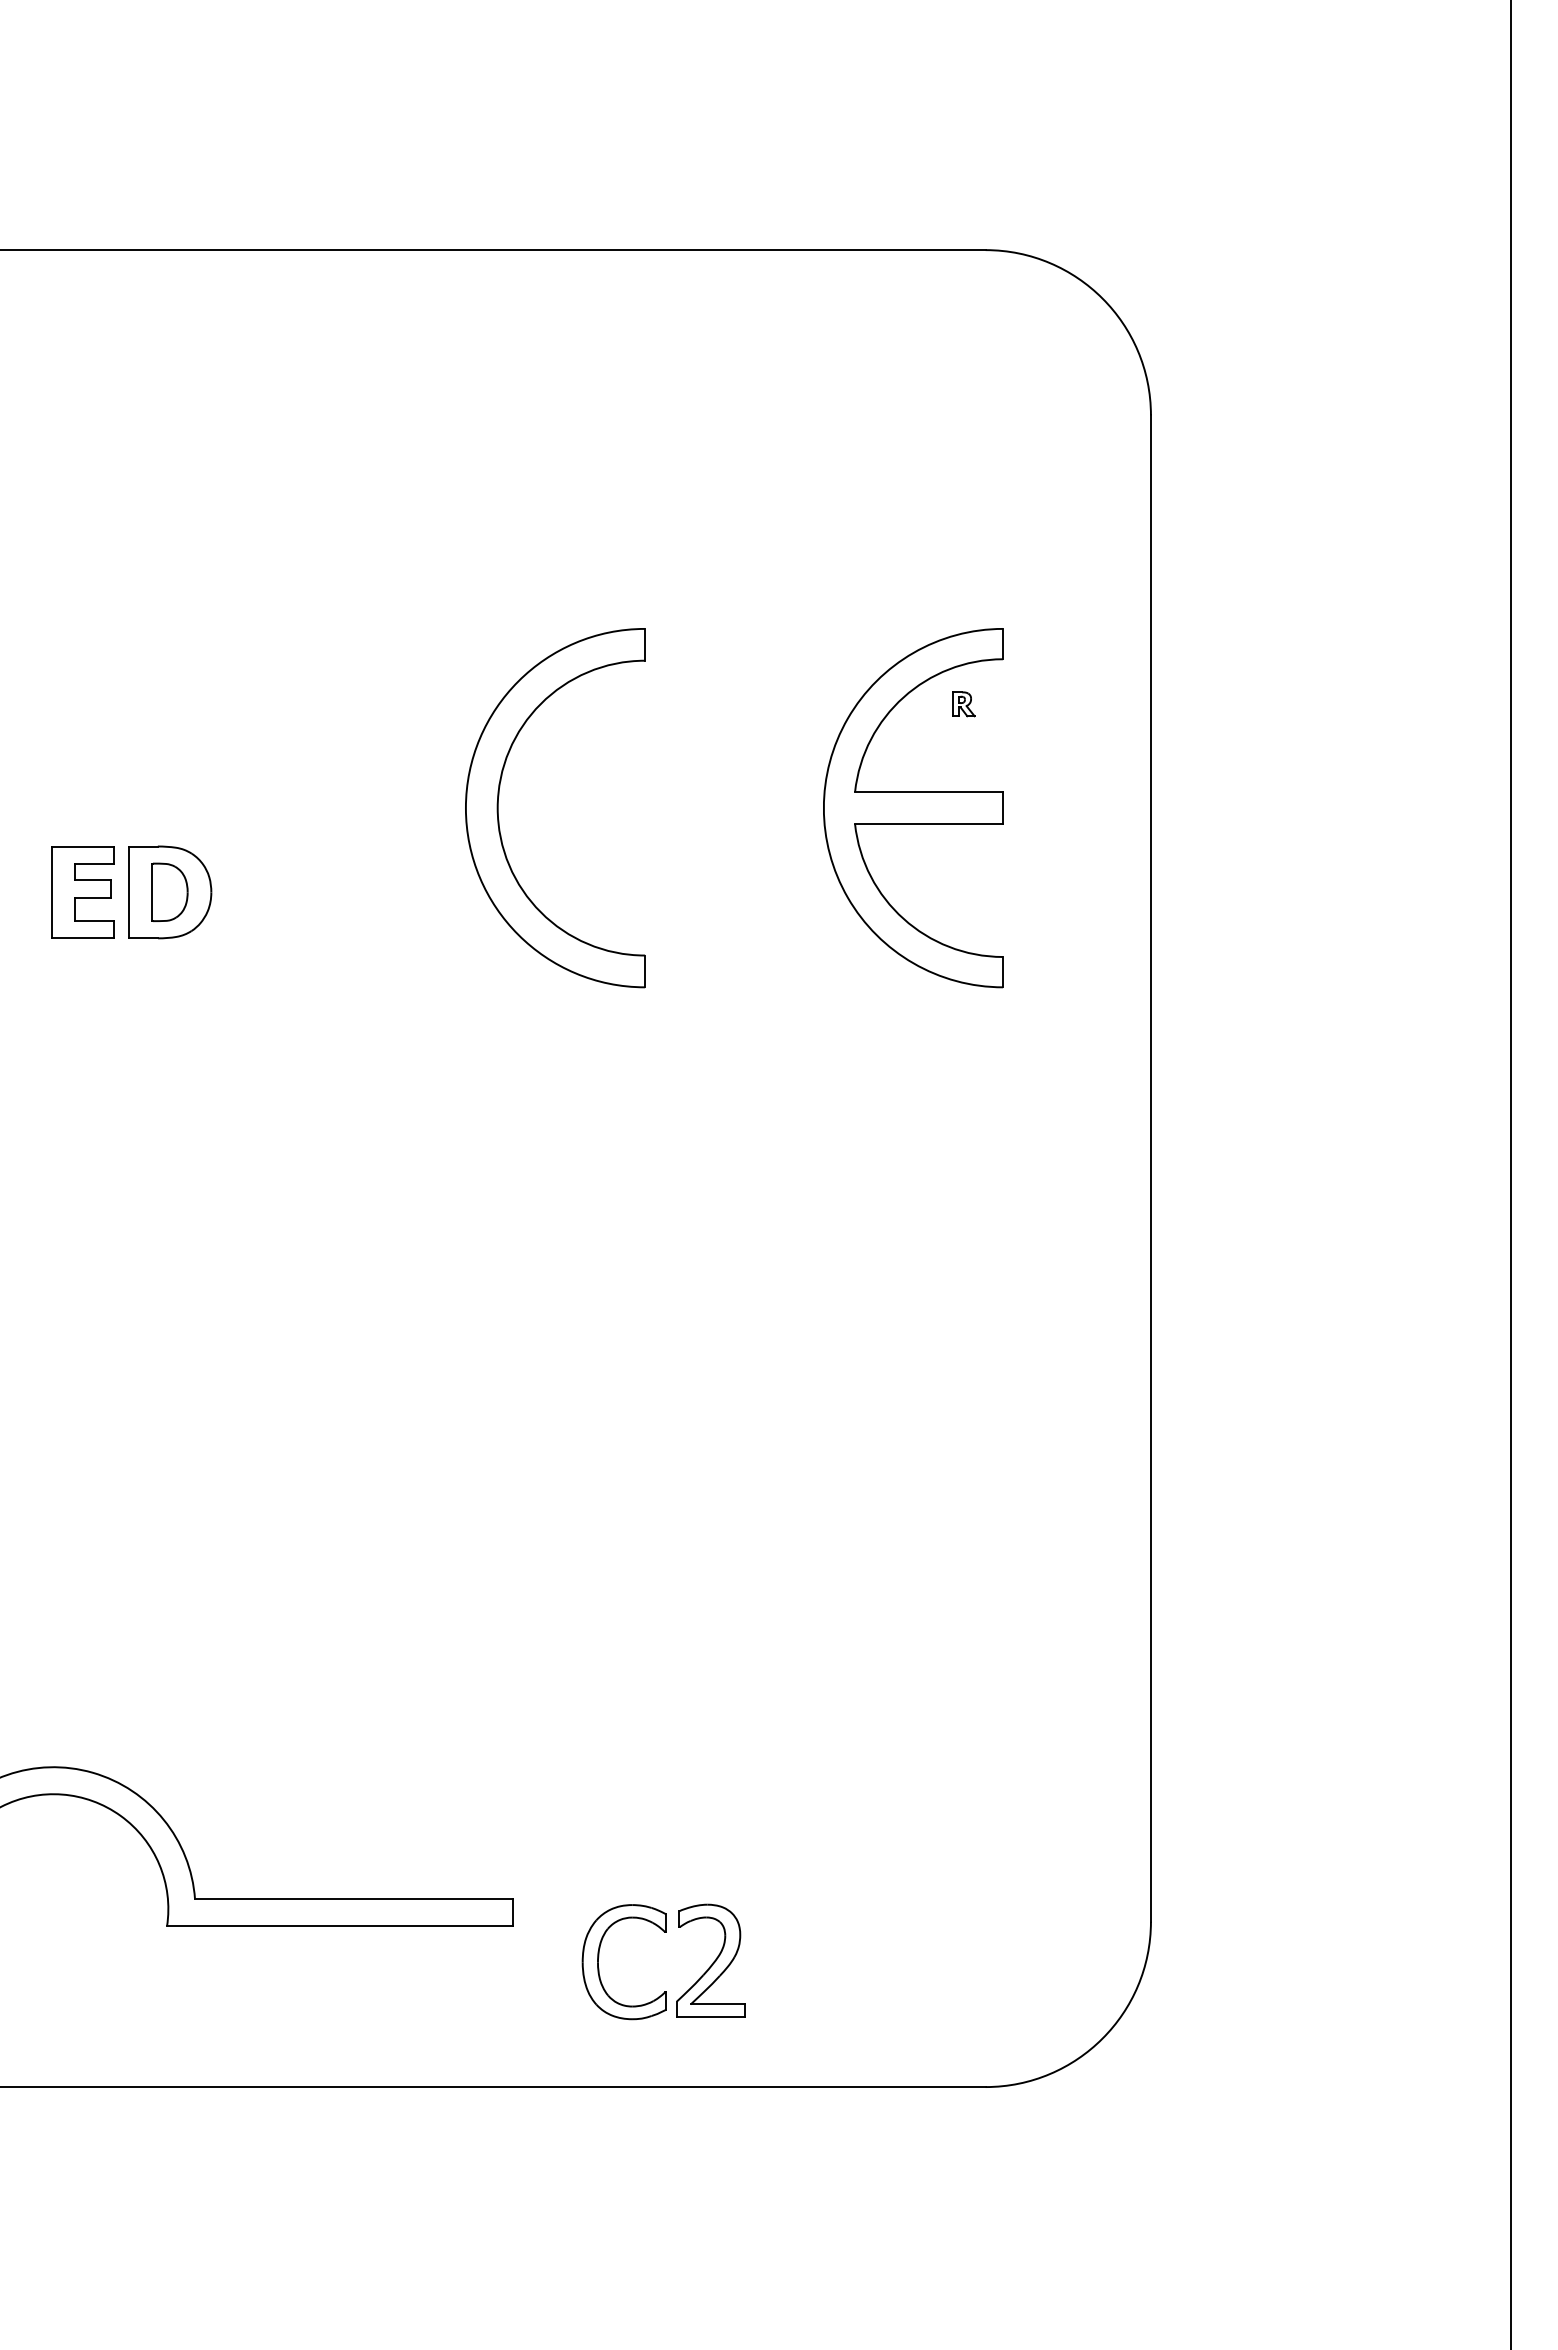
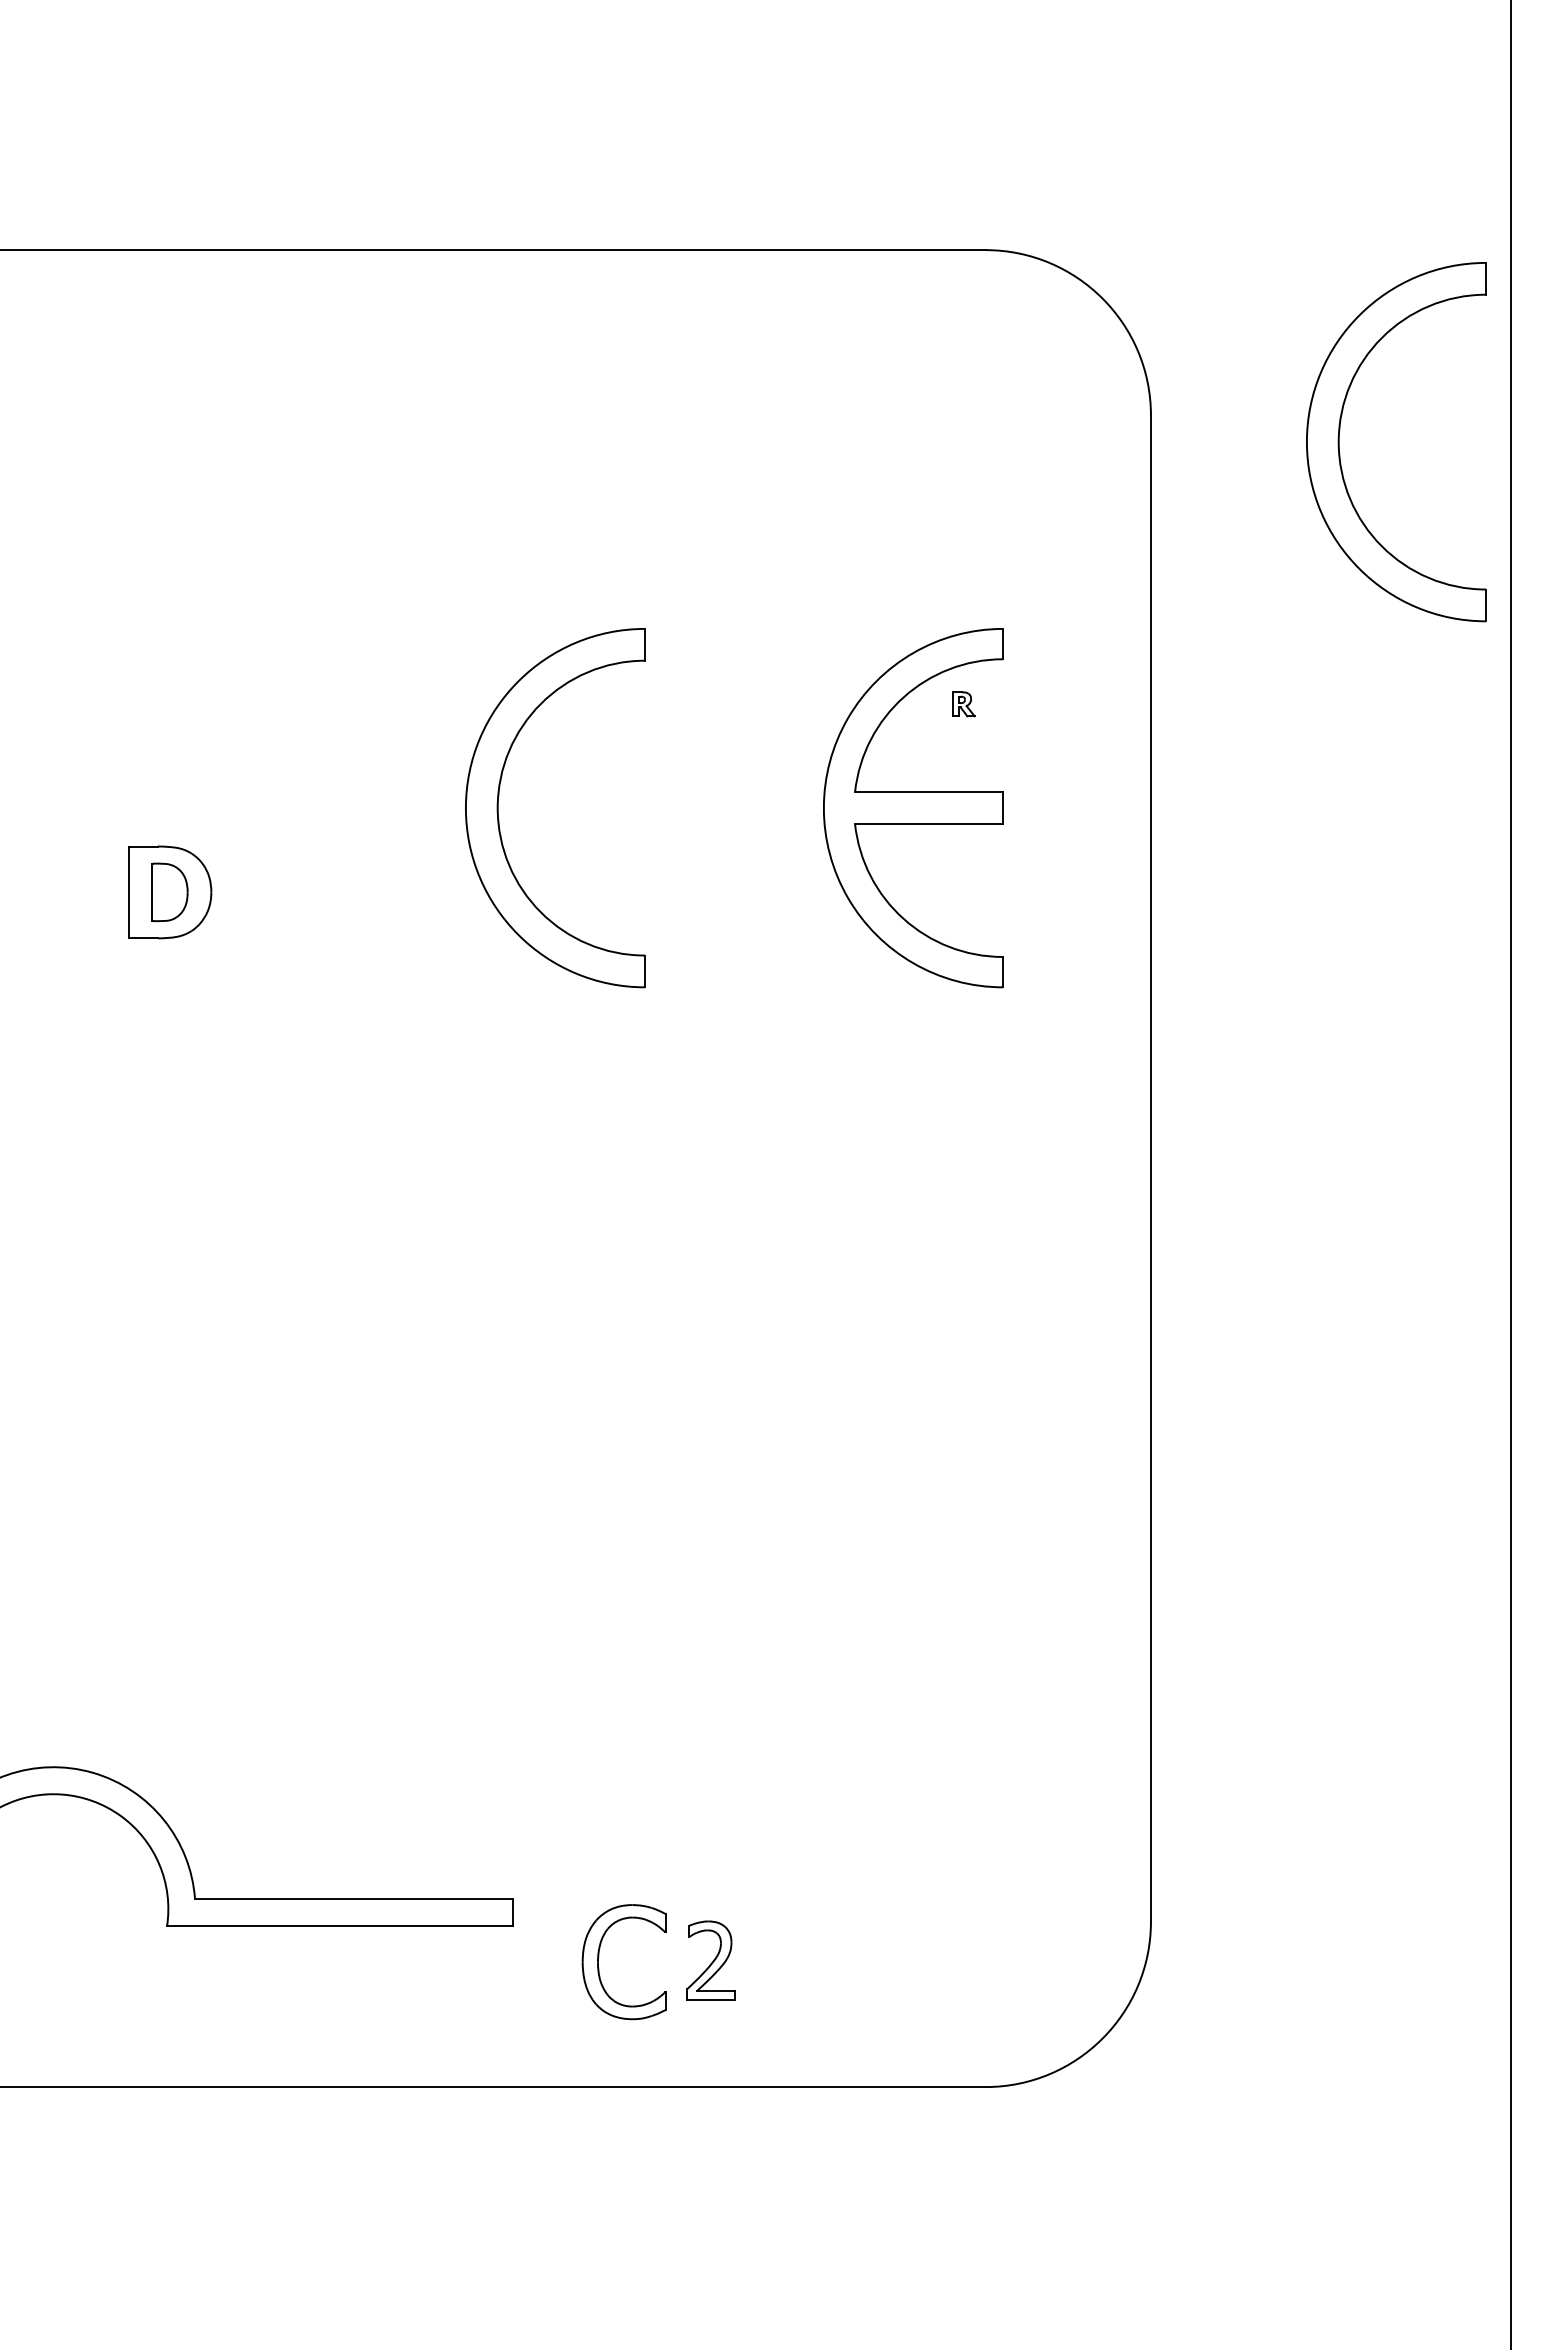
part: none -> present (1339, 442)
part: present -> none (82, 892)
part size: 70x115 px -> 50x81 px (710, 1960)
